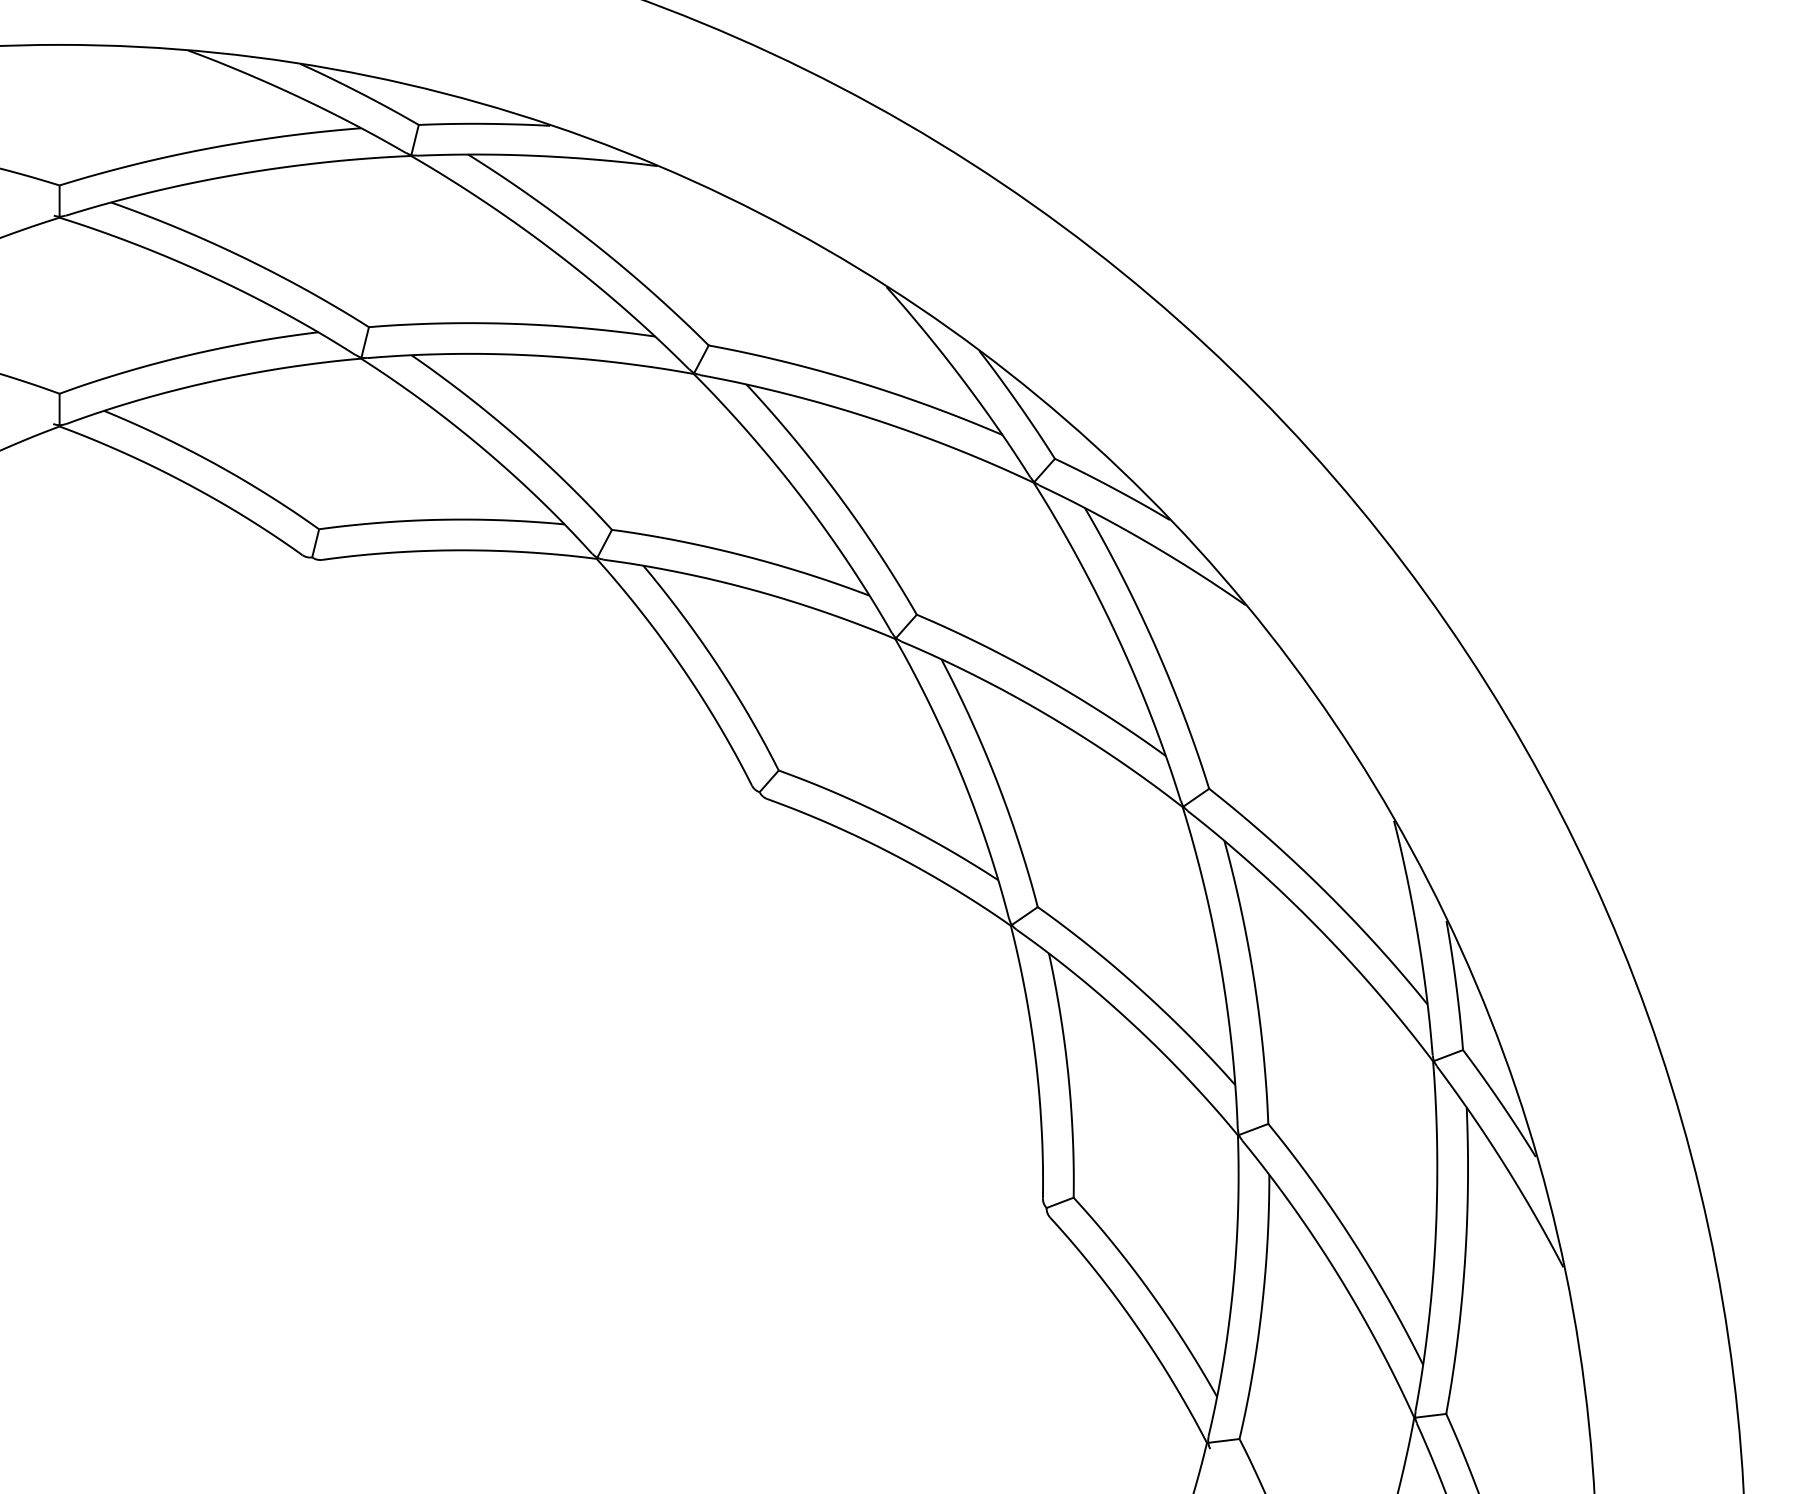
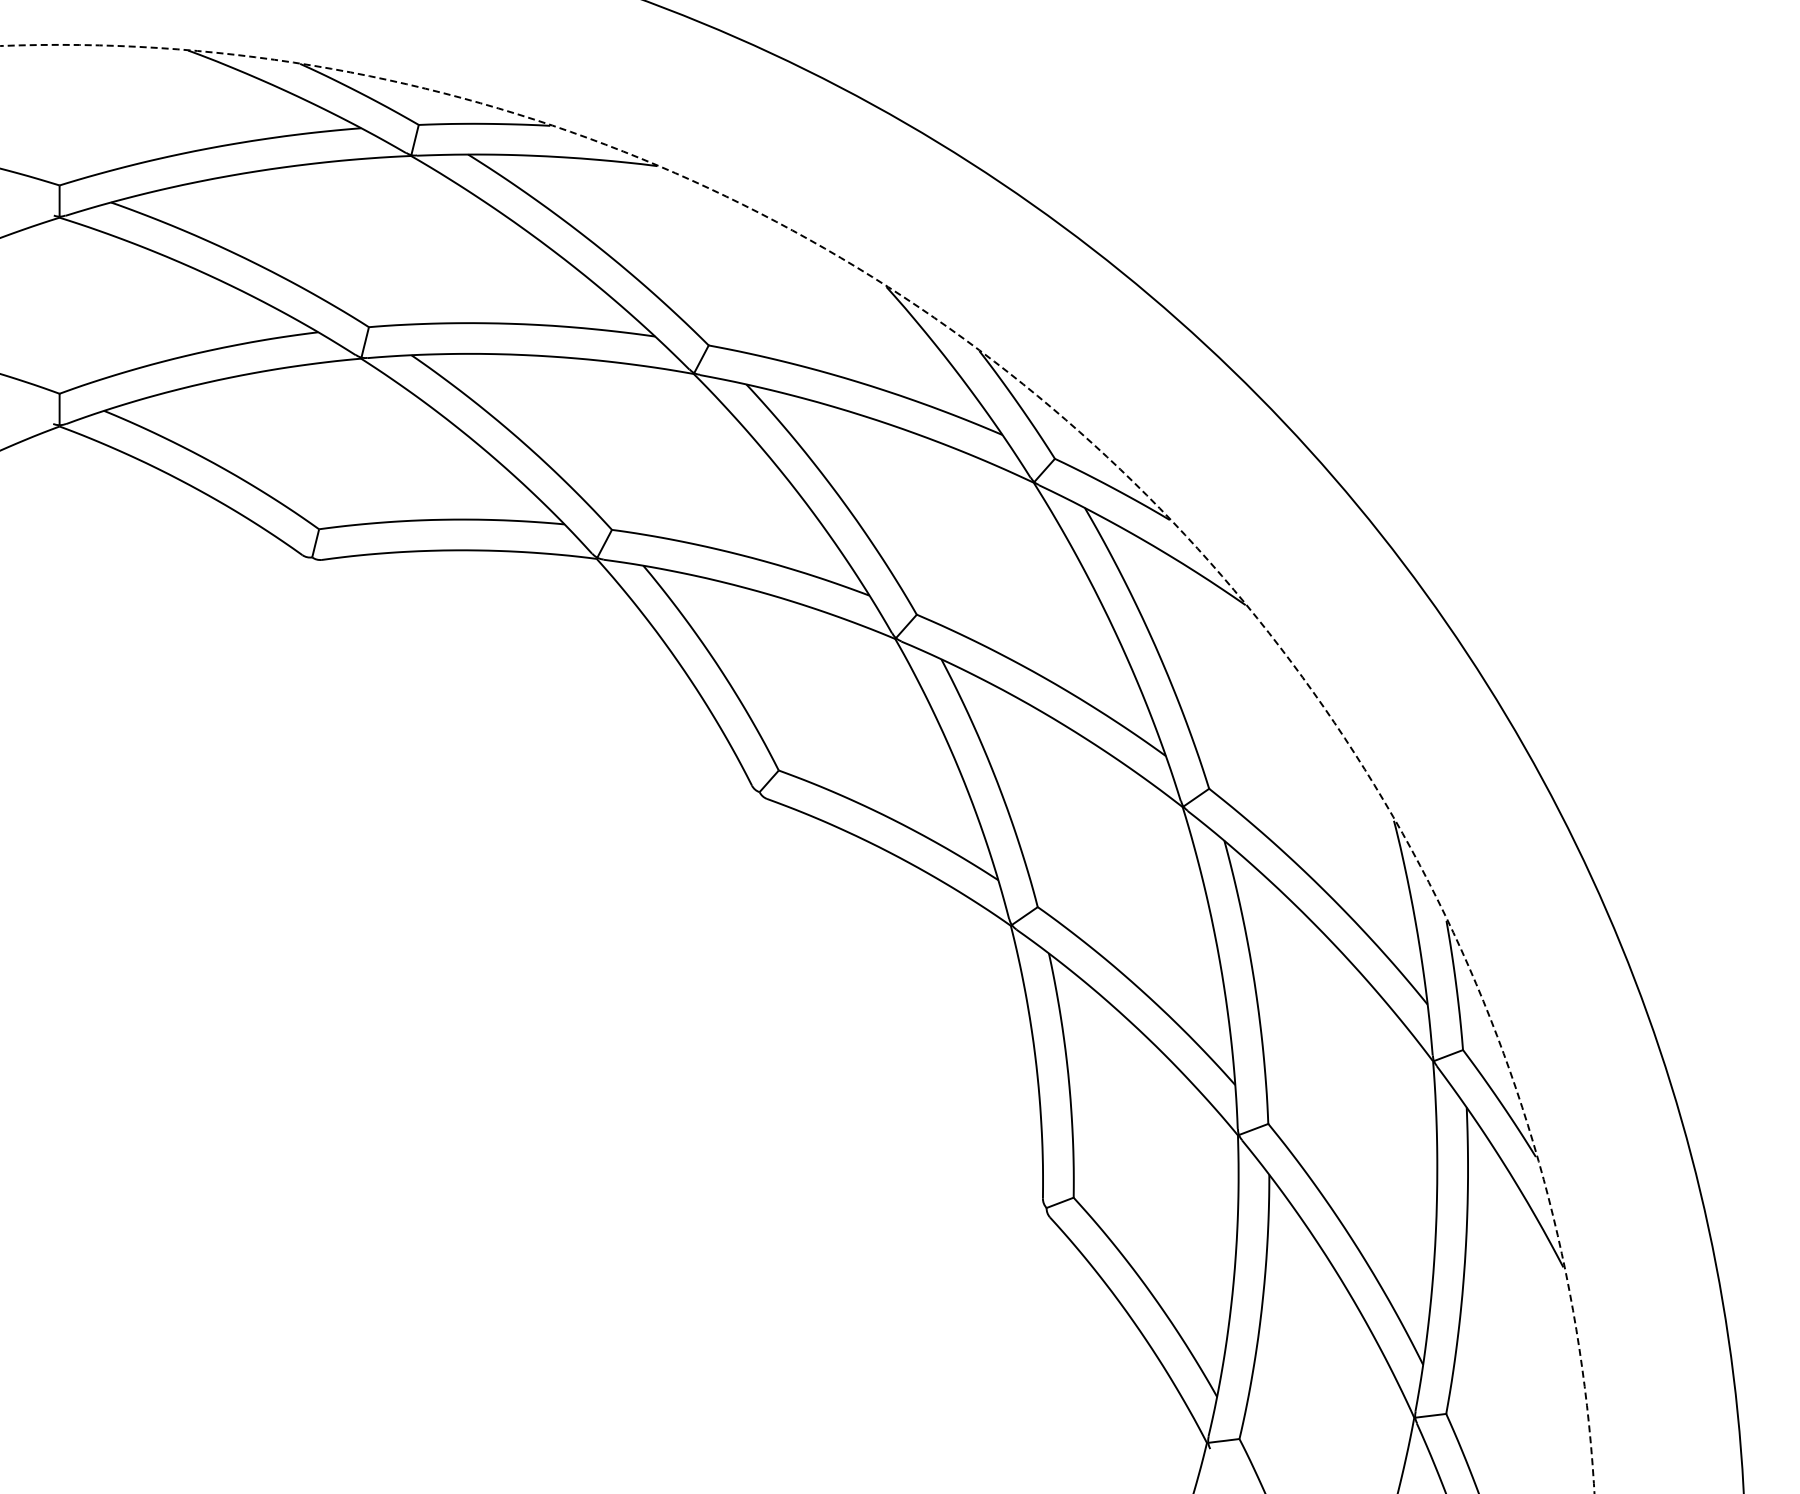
circle: solid -> dashed (797, 768)
